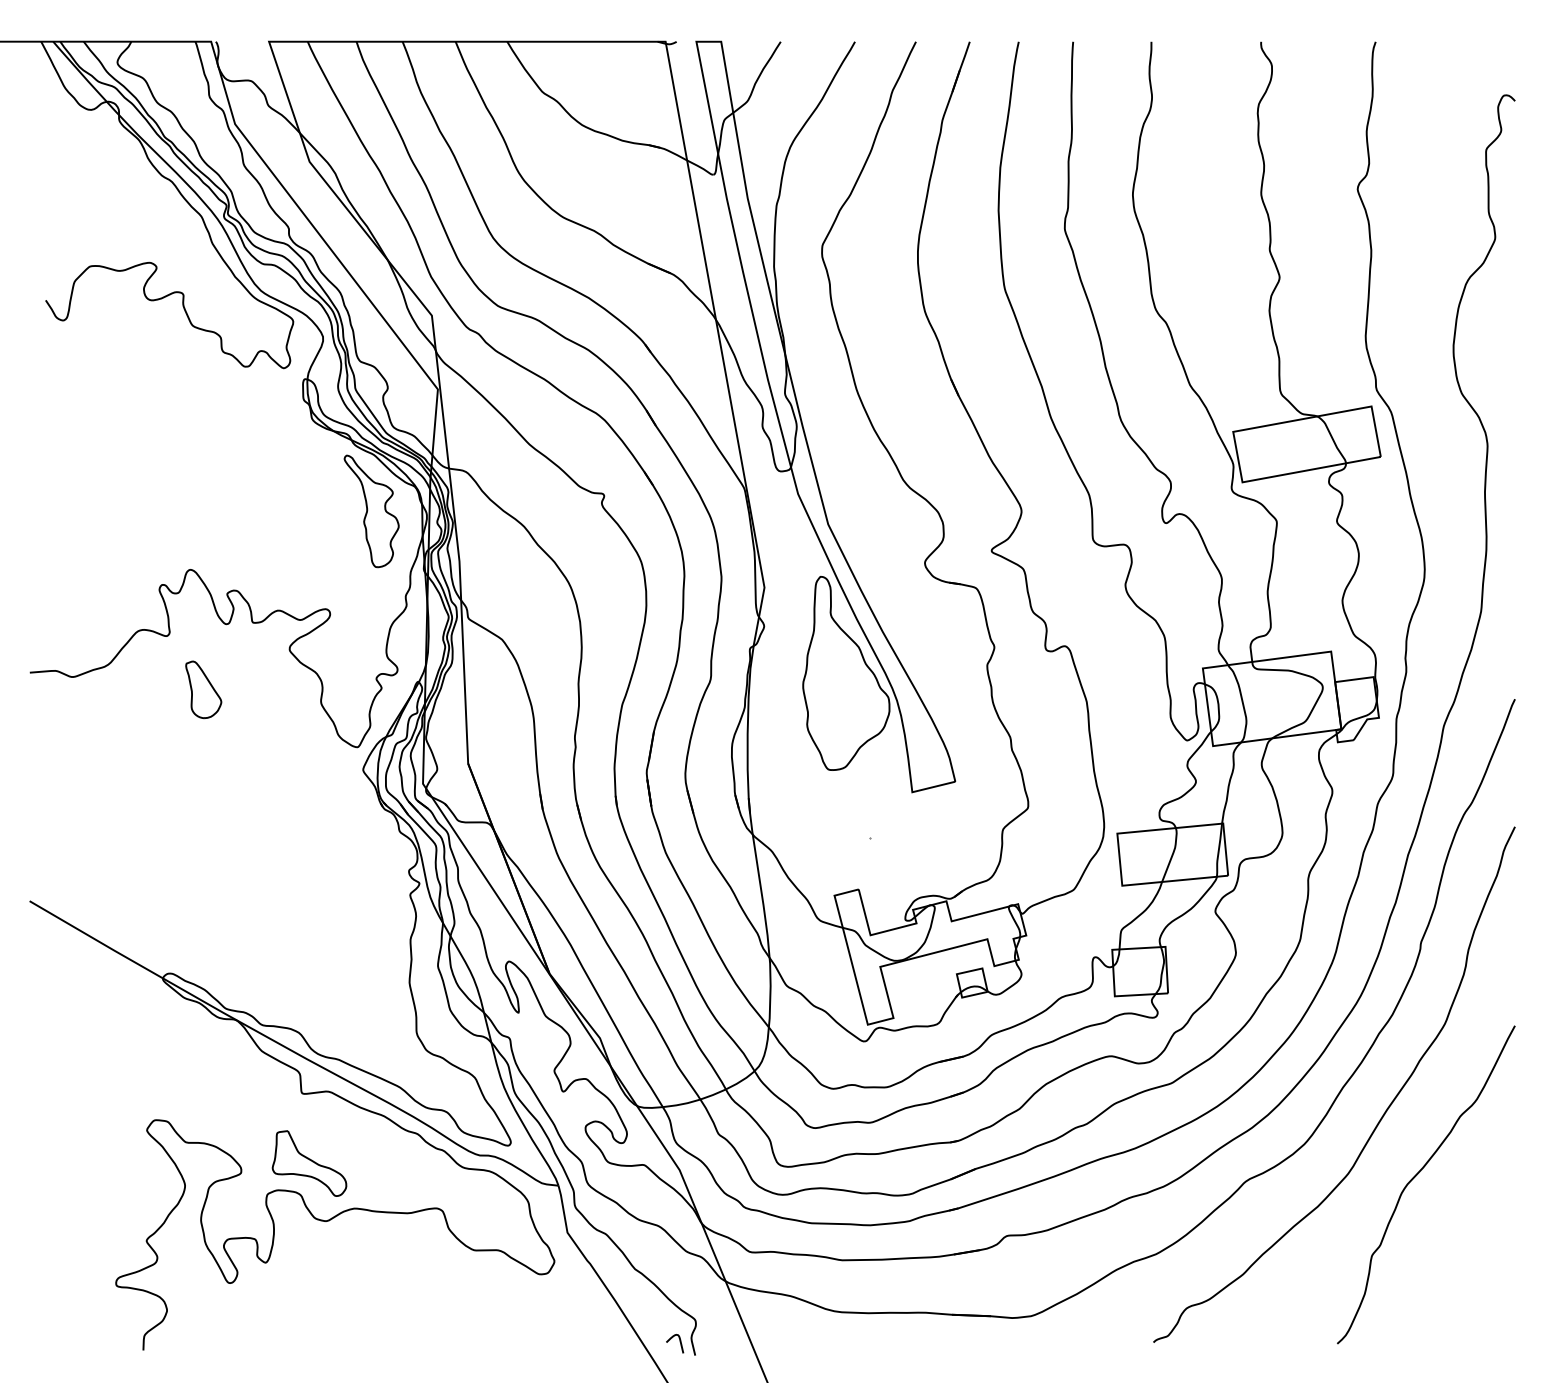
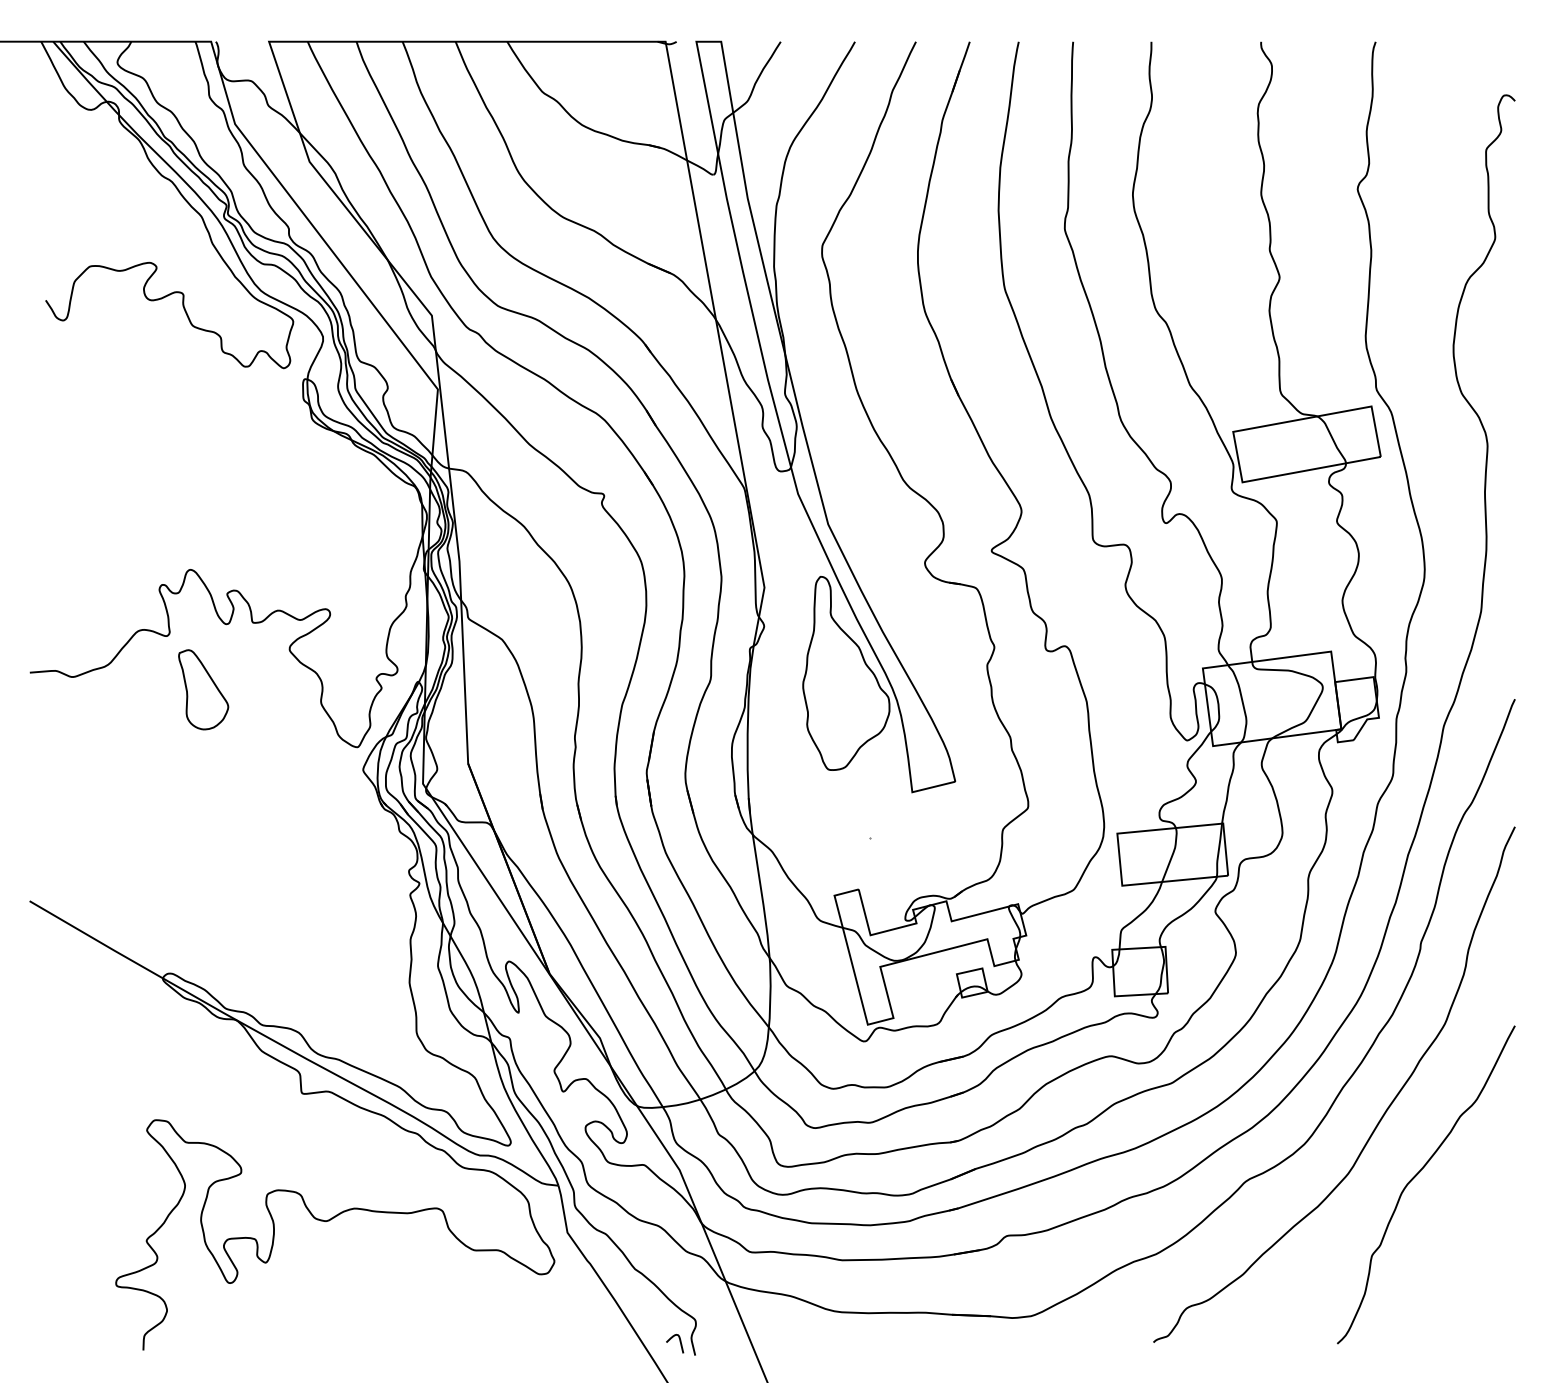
part: present -> none (371, 511)
part size: 38x60 px -> 52x82 px (203, 689)
part: present -> none (309, 1163)
